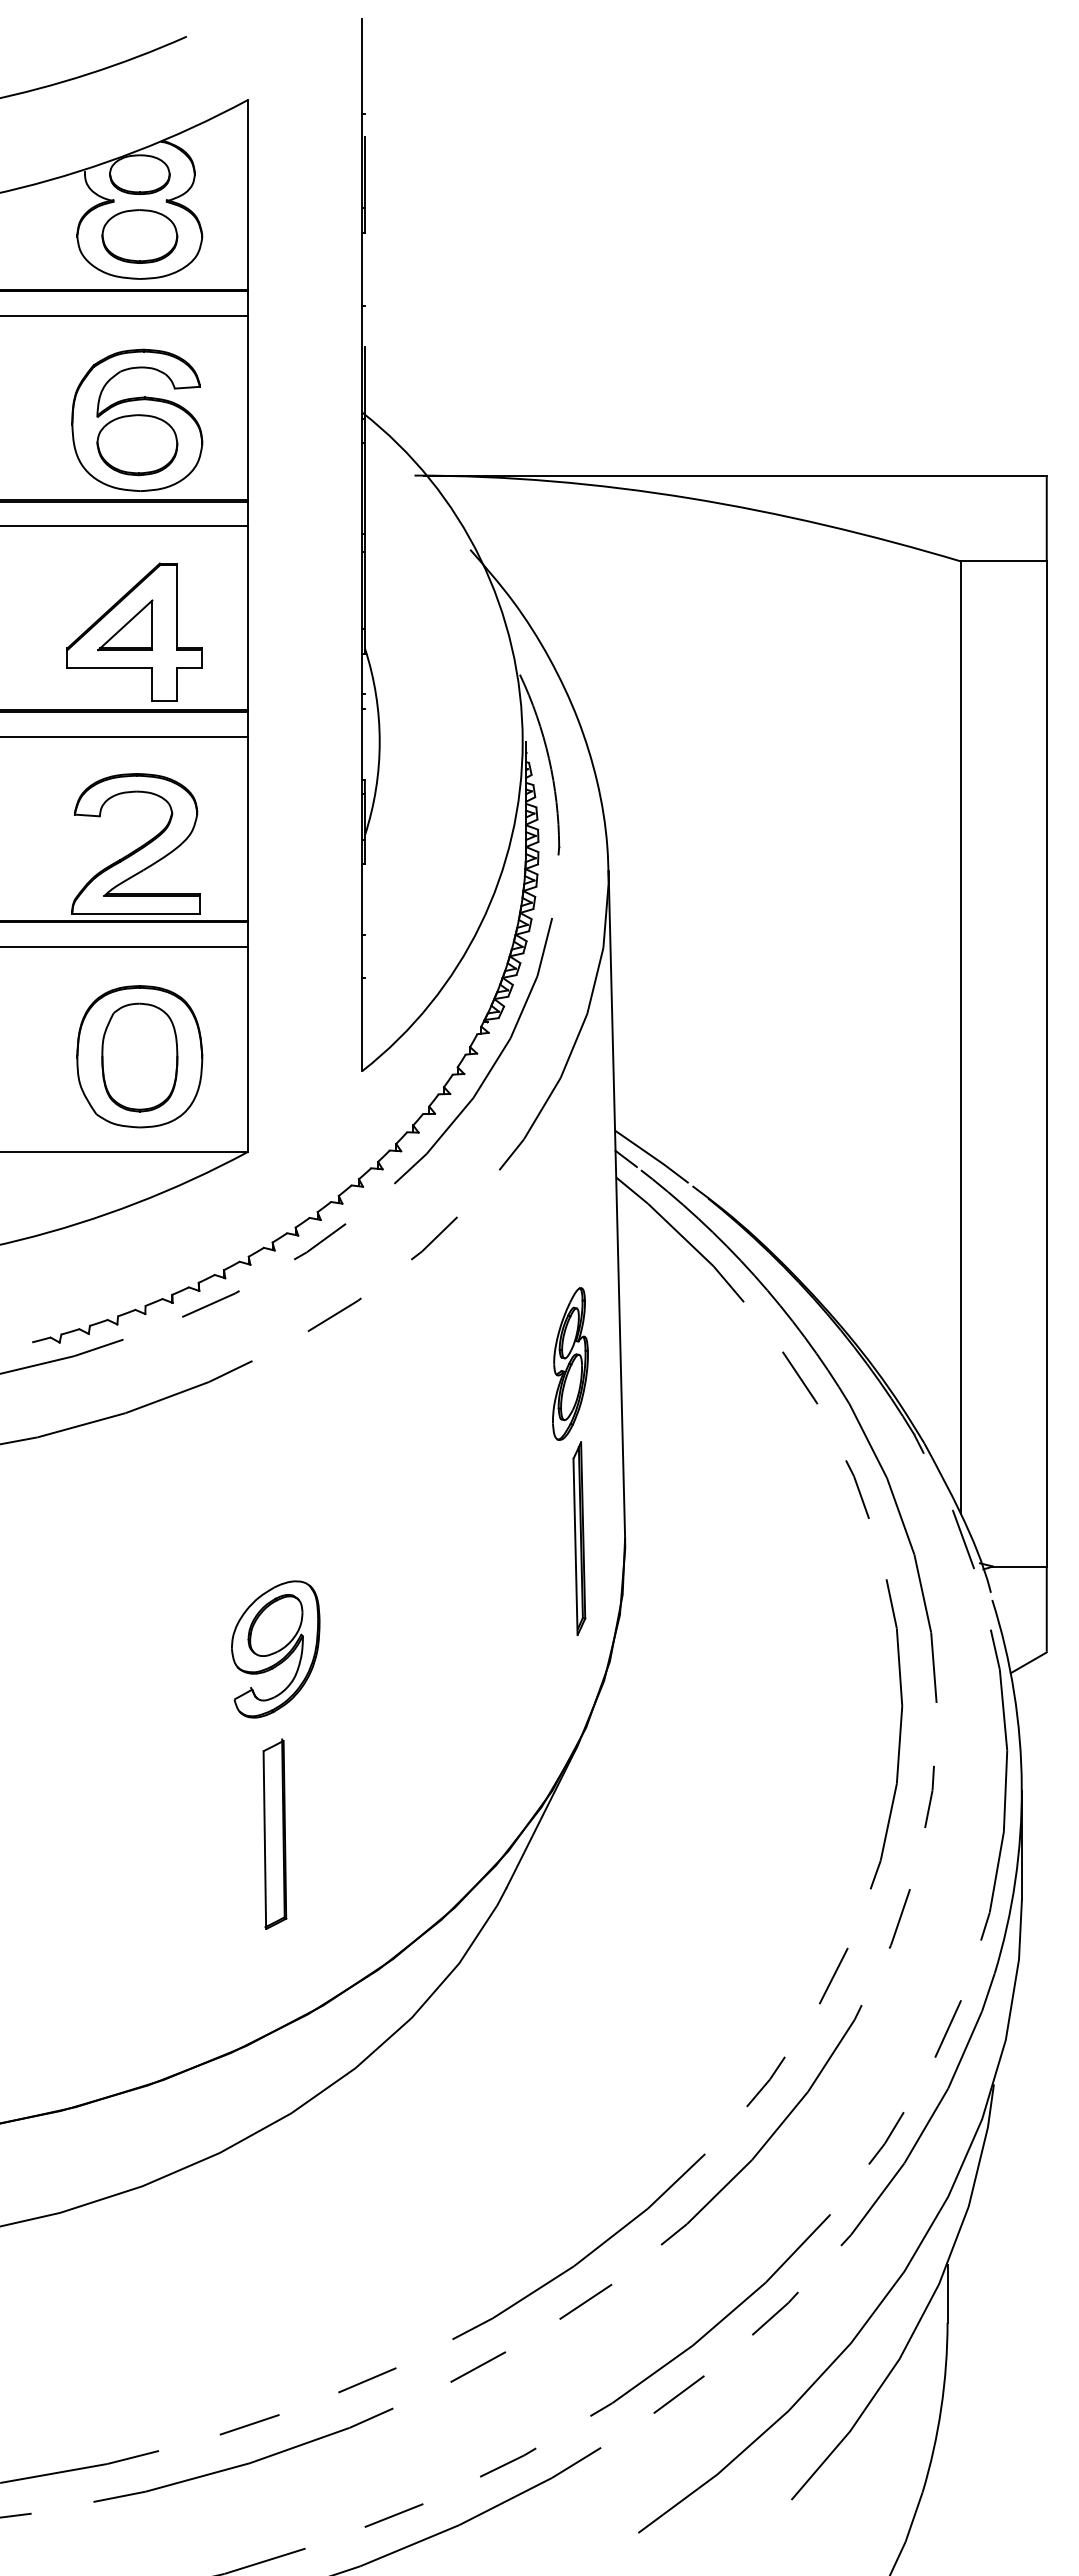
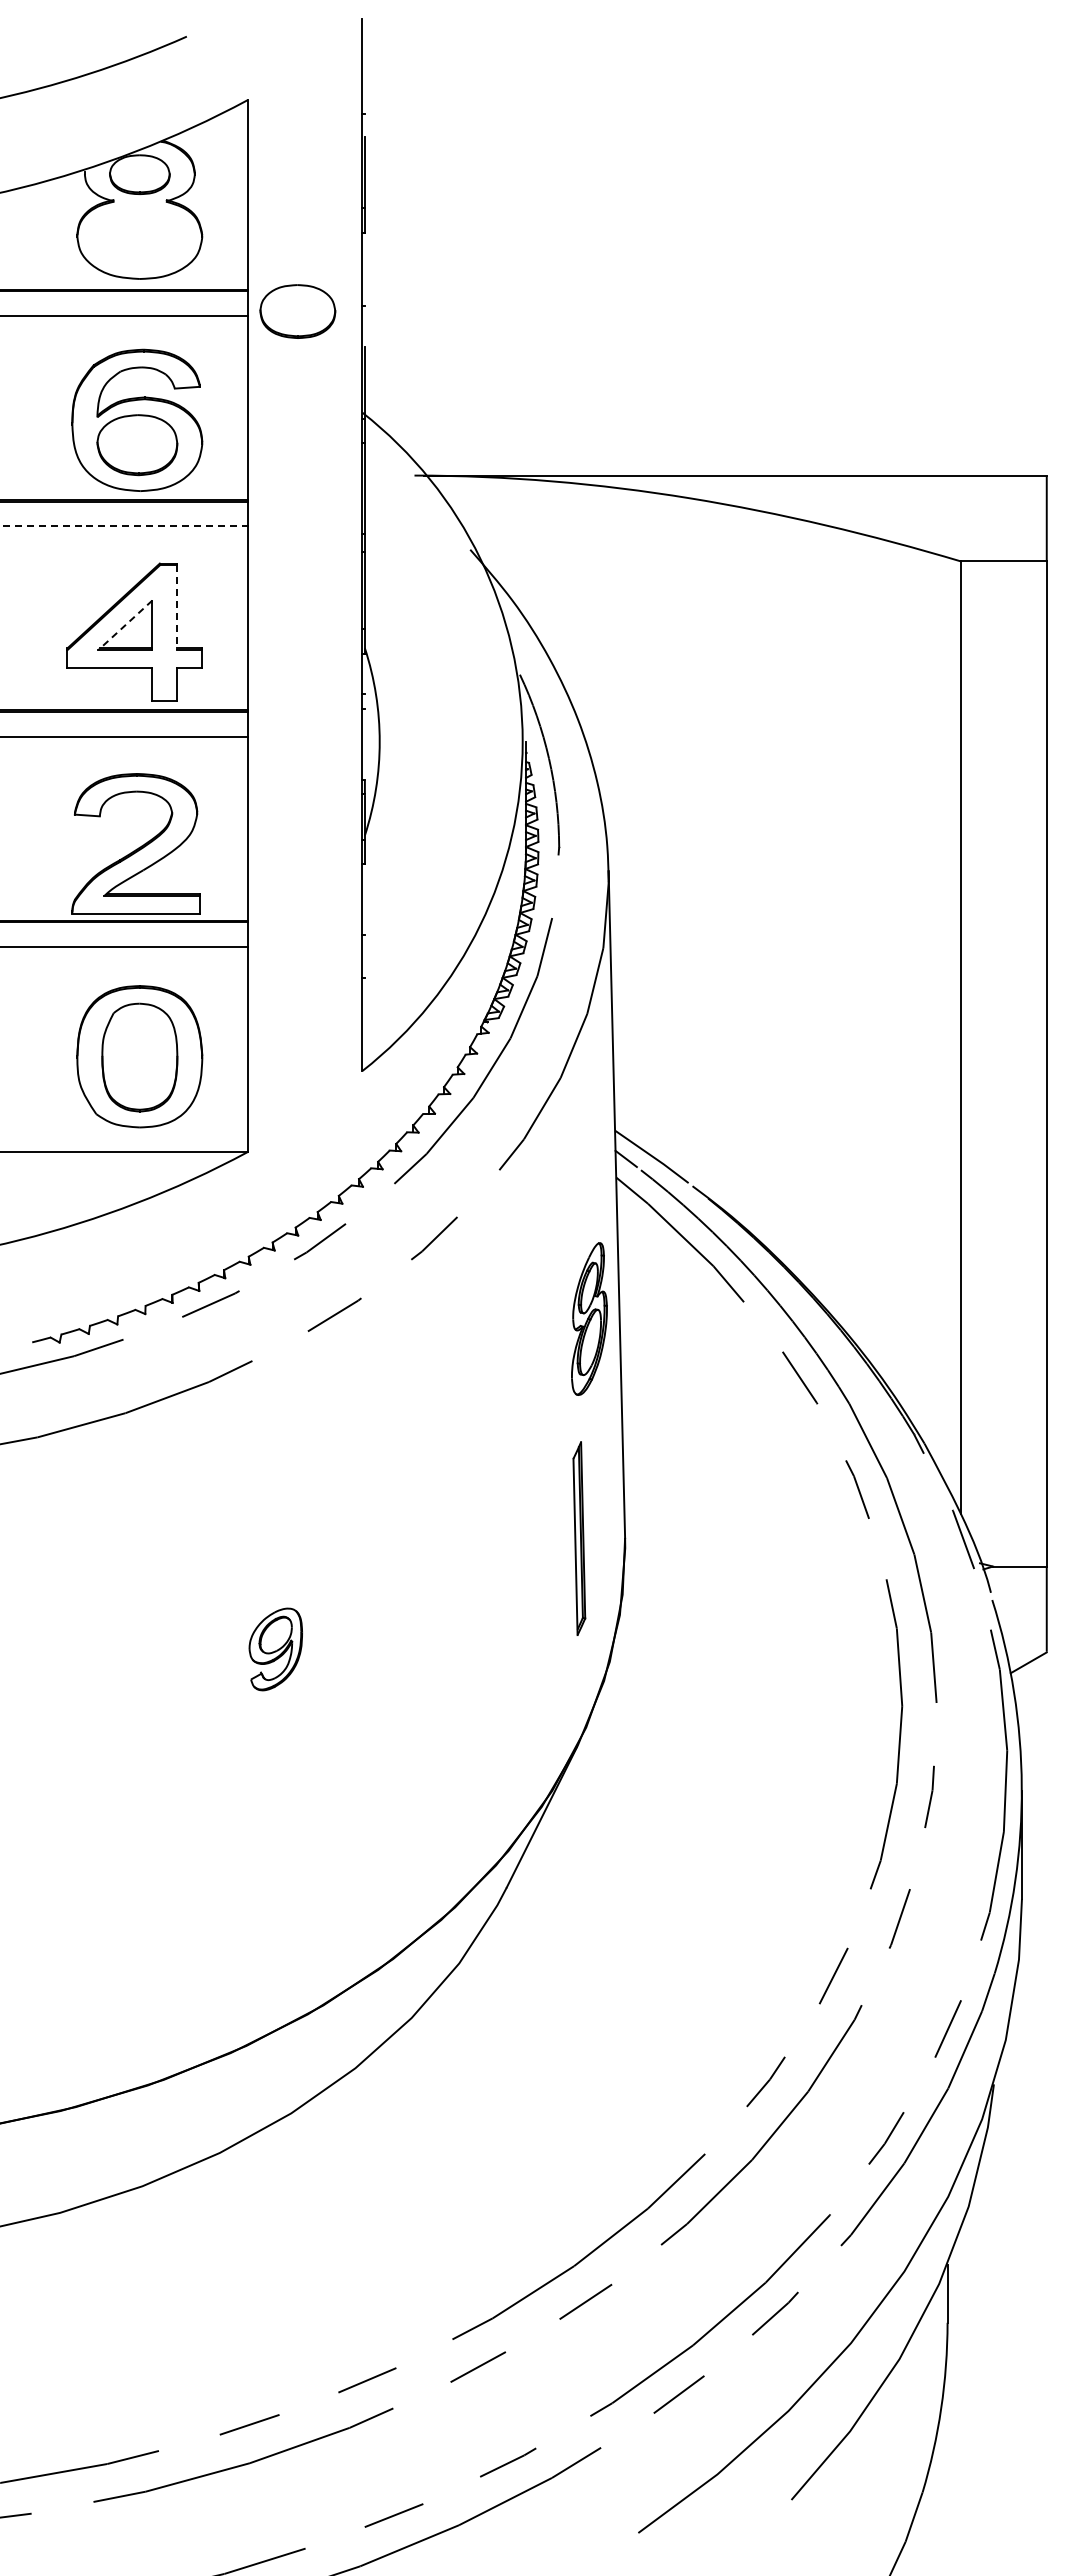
part position: (139, 236) -> (297, 311) (297, 311)
line: solid -> dashed (124, 526)
line: solid -> dashed (177, 608)
line: solid -> dashed (125, 625)
part position: (570, 1363) -> (589, 1318) (589, 1318)
part size: 90x139 px -> 55x85 px (275, 1649)
part: present -> none (274, 1833)
